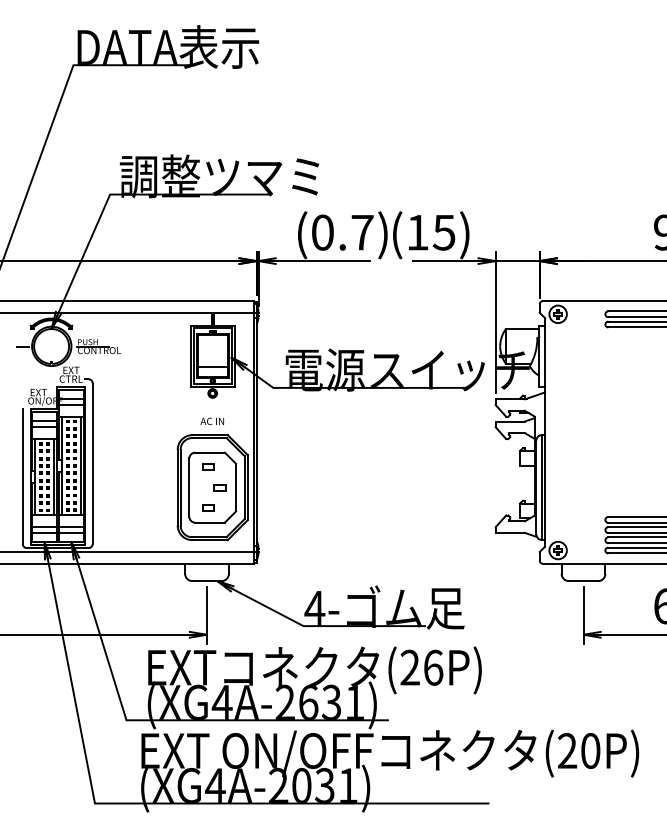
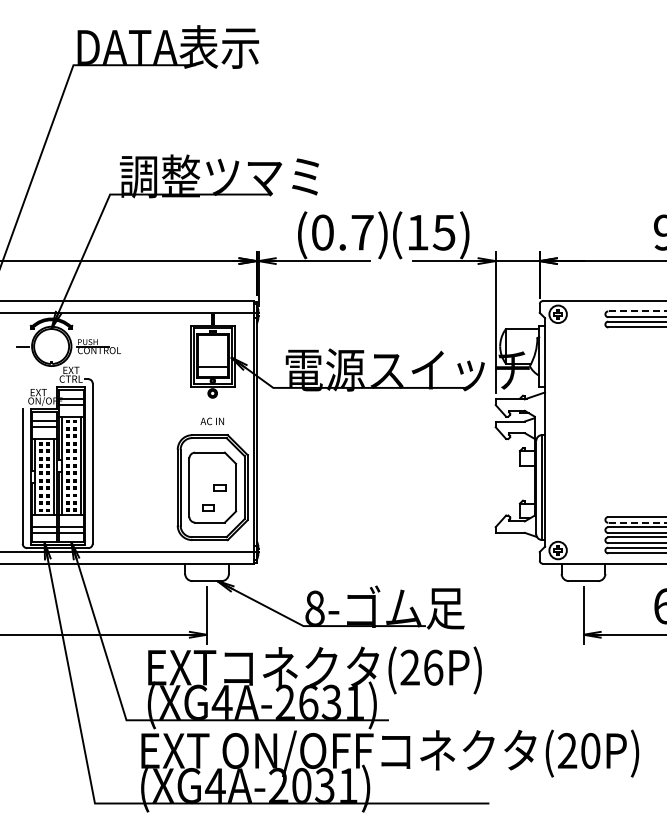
line: solid -> dashed (637, 311)
part: present -> none (208, 466)
line: solid -> dashed (637, 522)
text: 4- -> 8- (314, 607)
